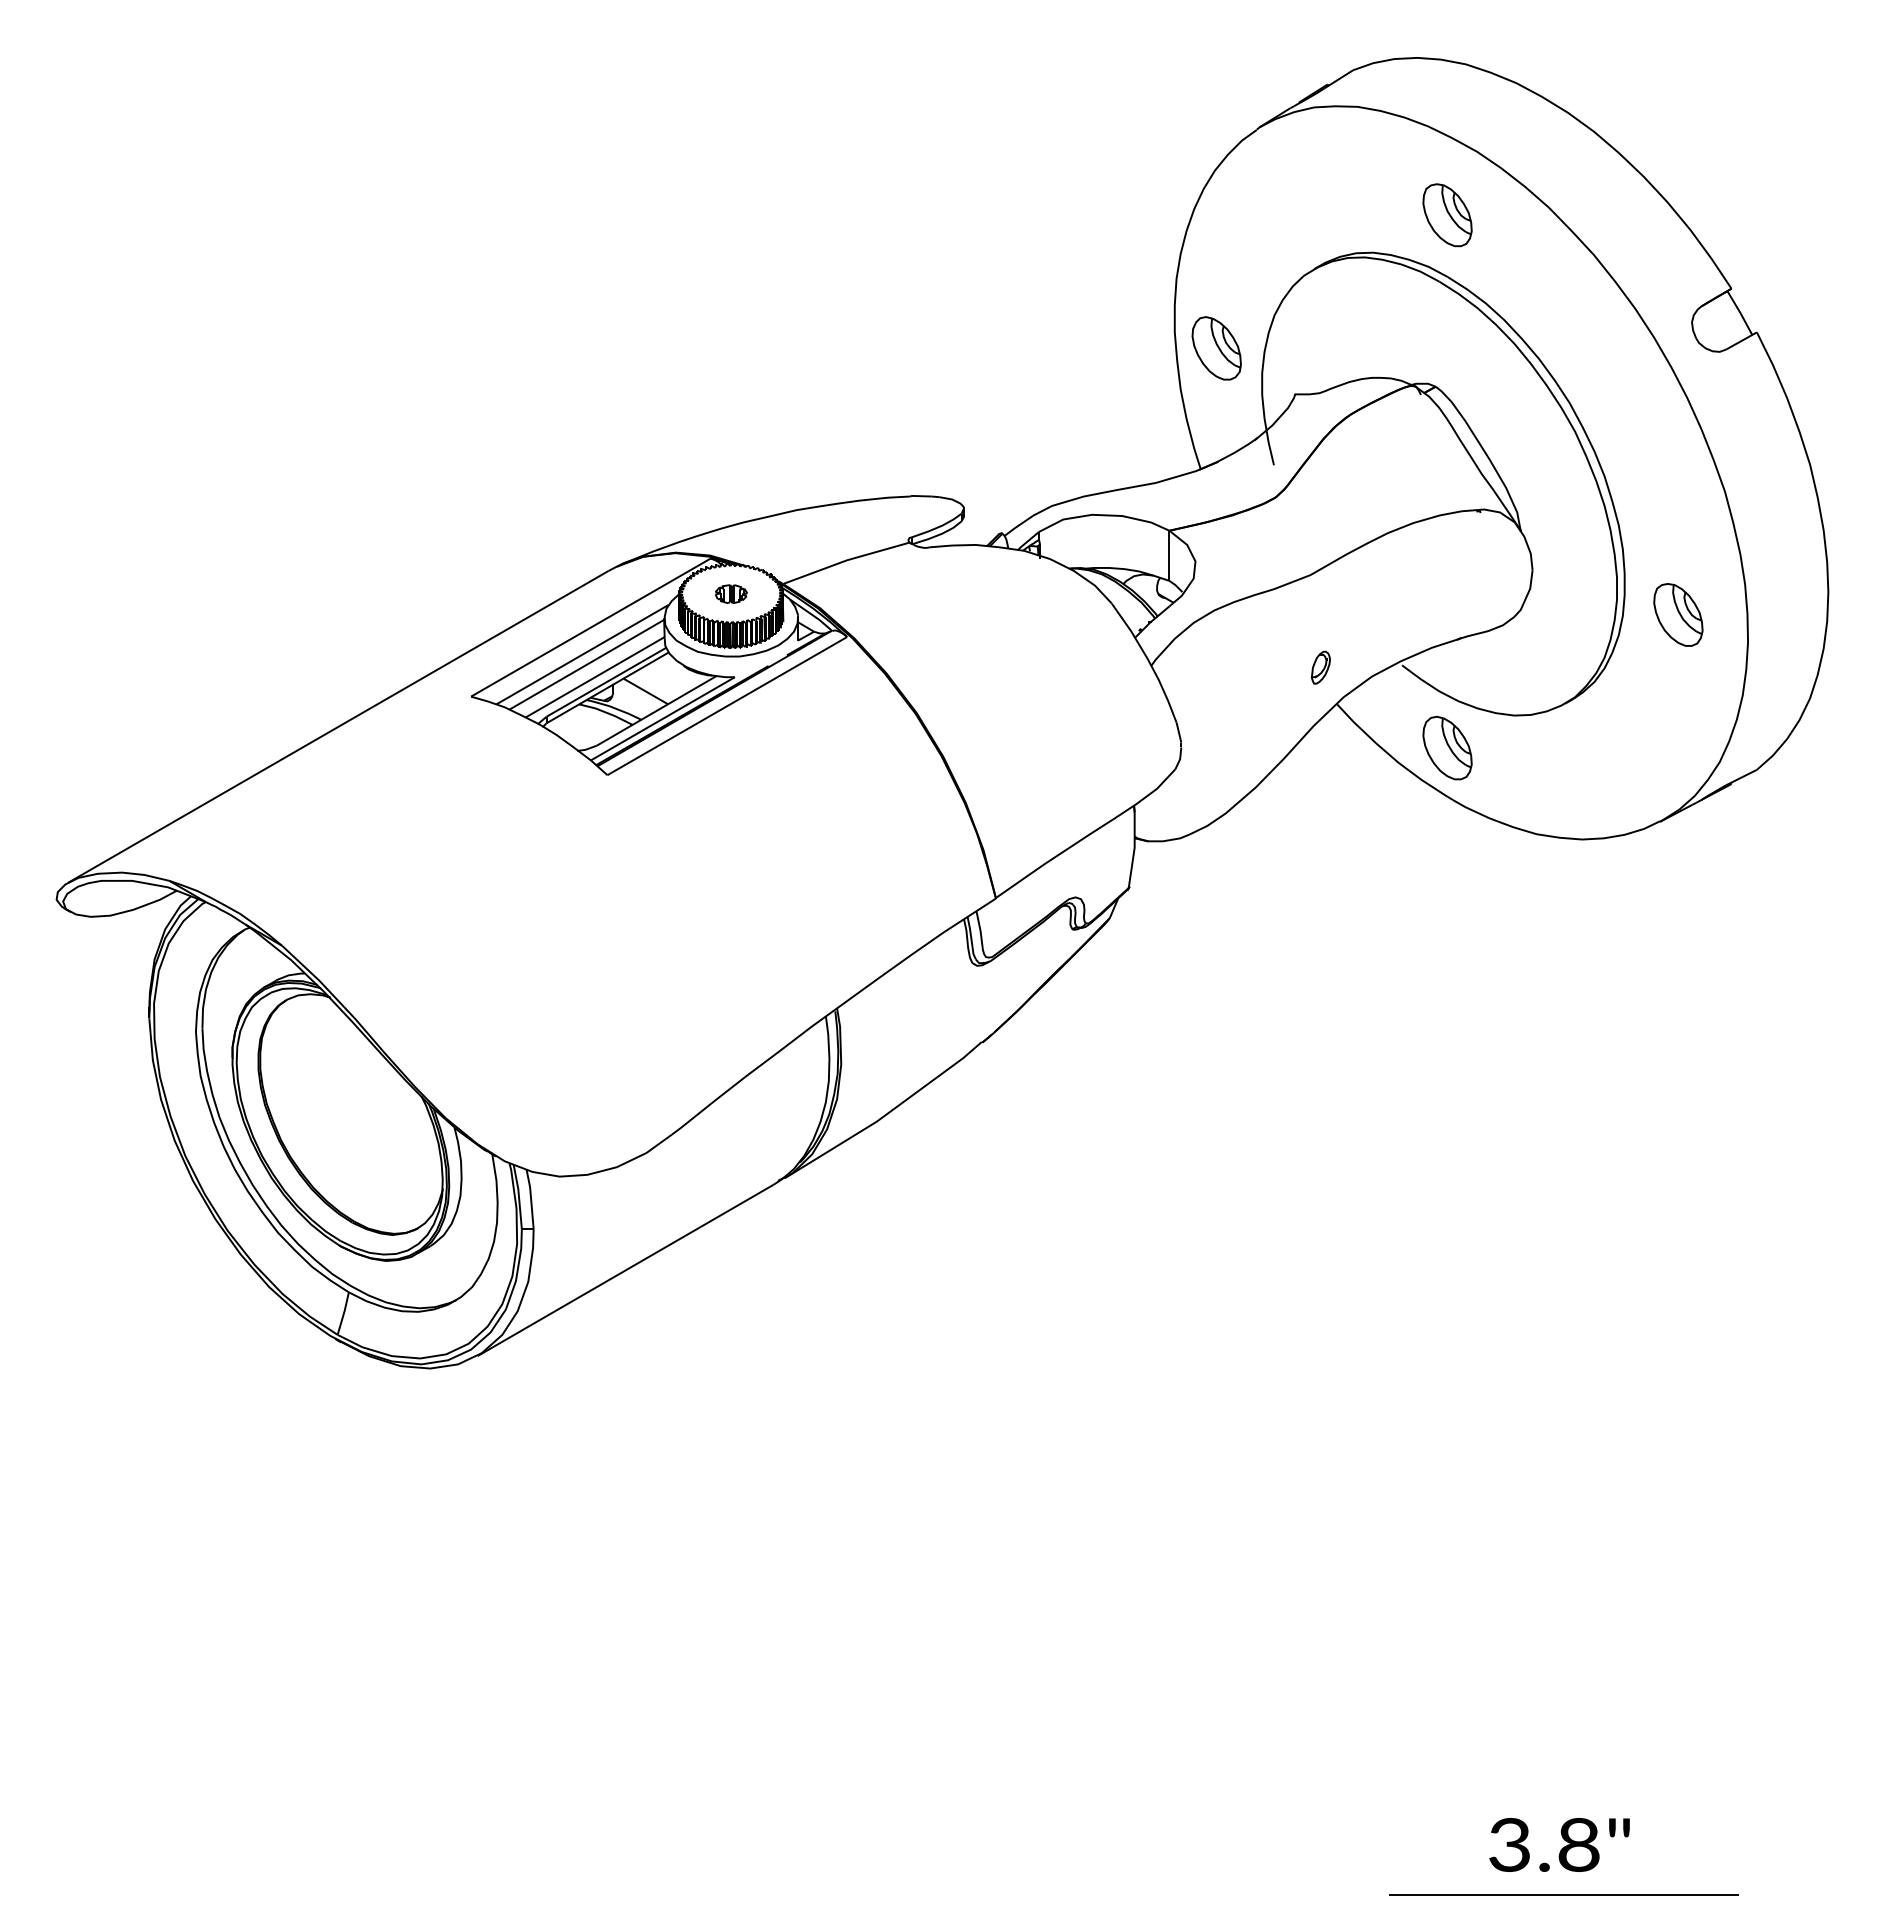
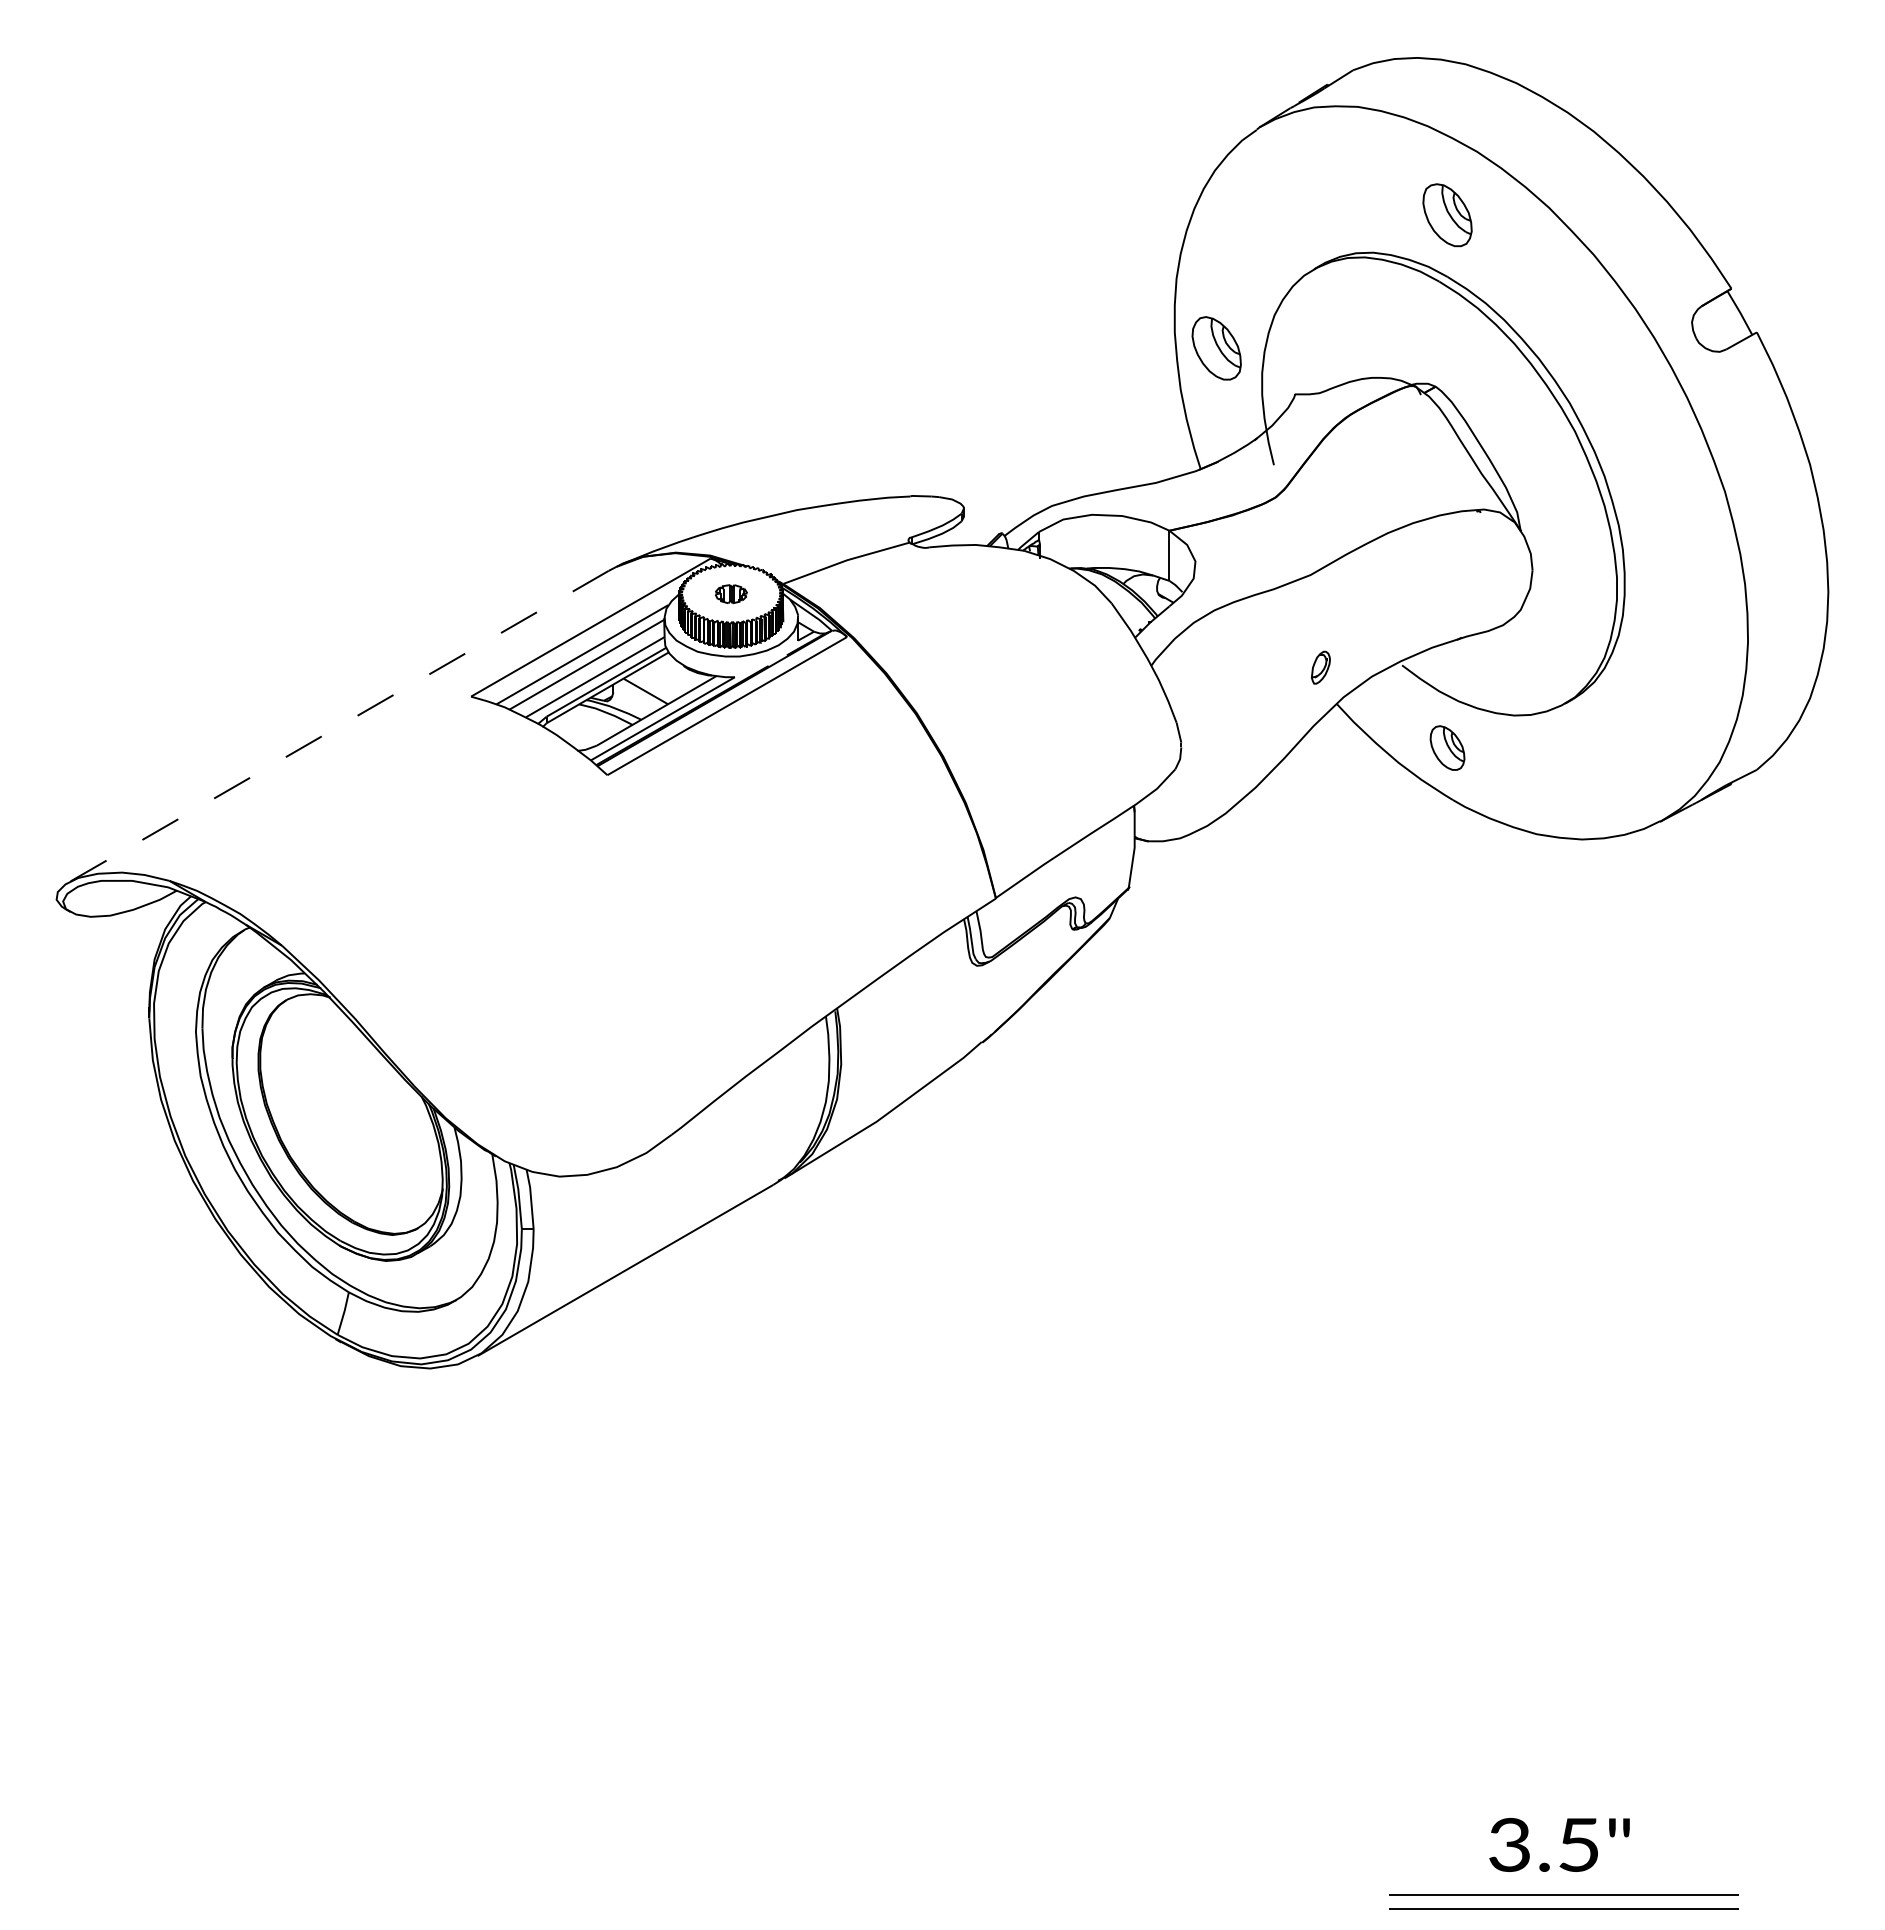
part: present -> none (1678, 614)
line: solid -> dashed (338, 726)
part size: 51x66 px -> 37x46 px (1447, 747)
text: 3.8" -> 3.5" (1578, 1844)
line: none -> present (1563, 1908)
